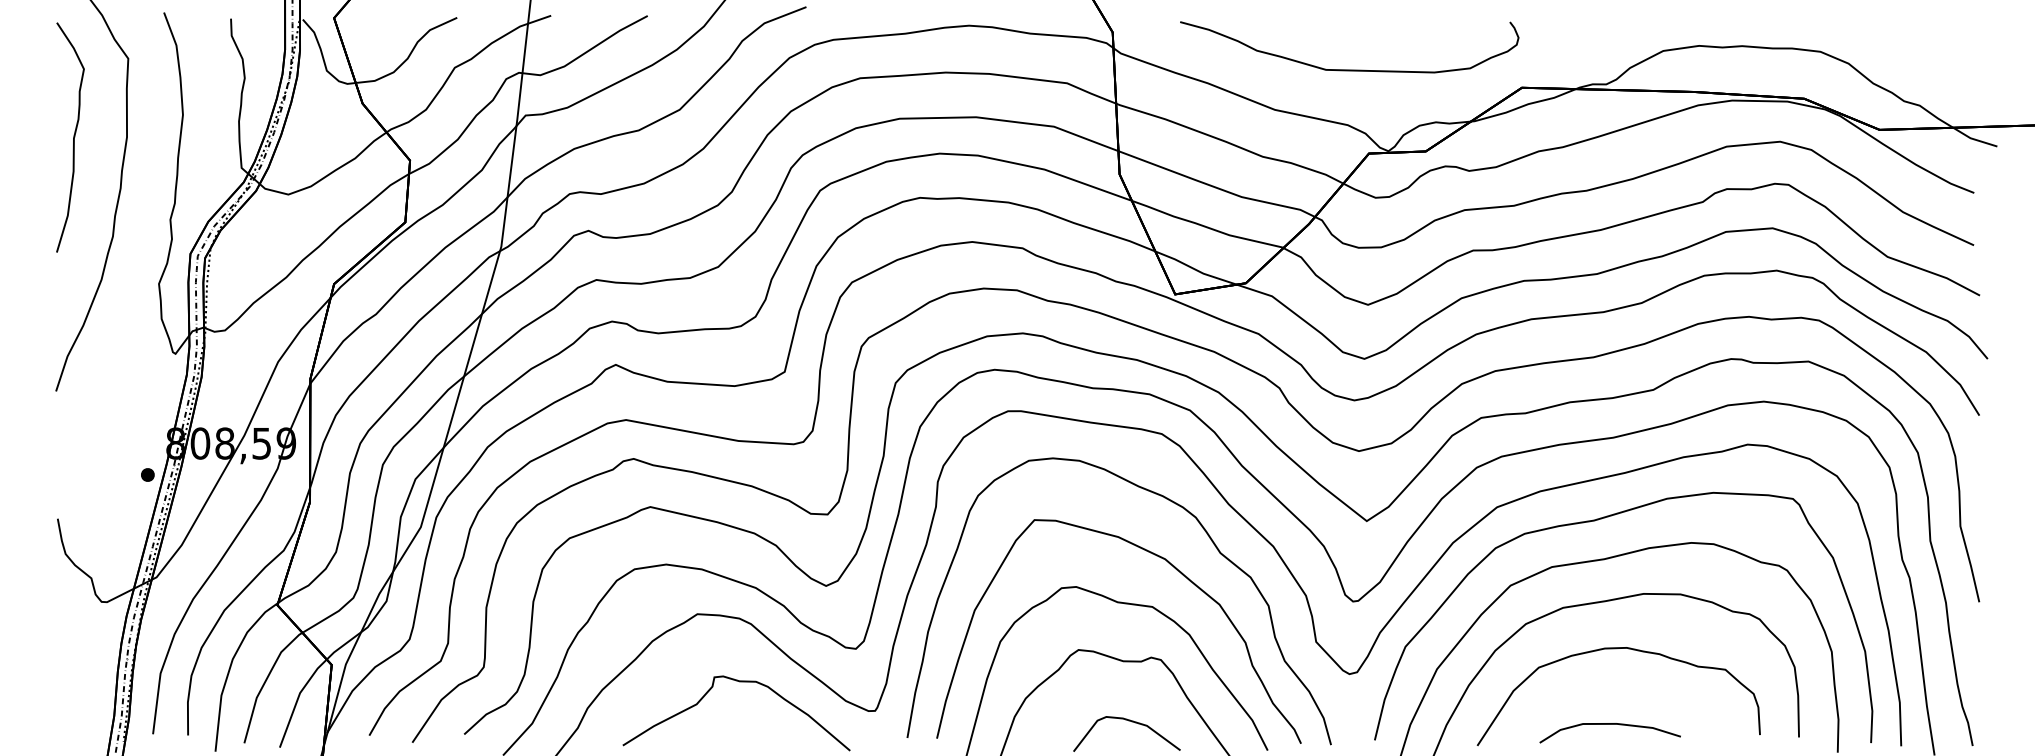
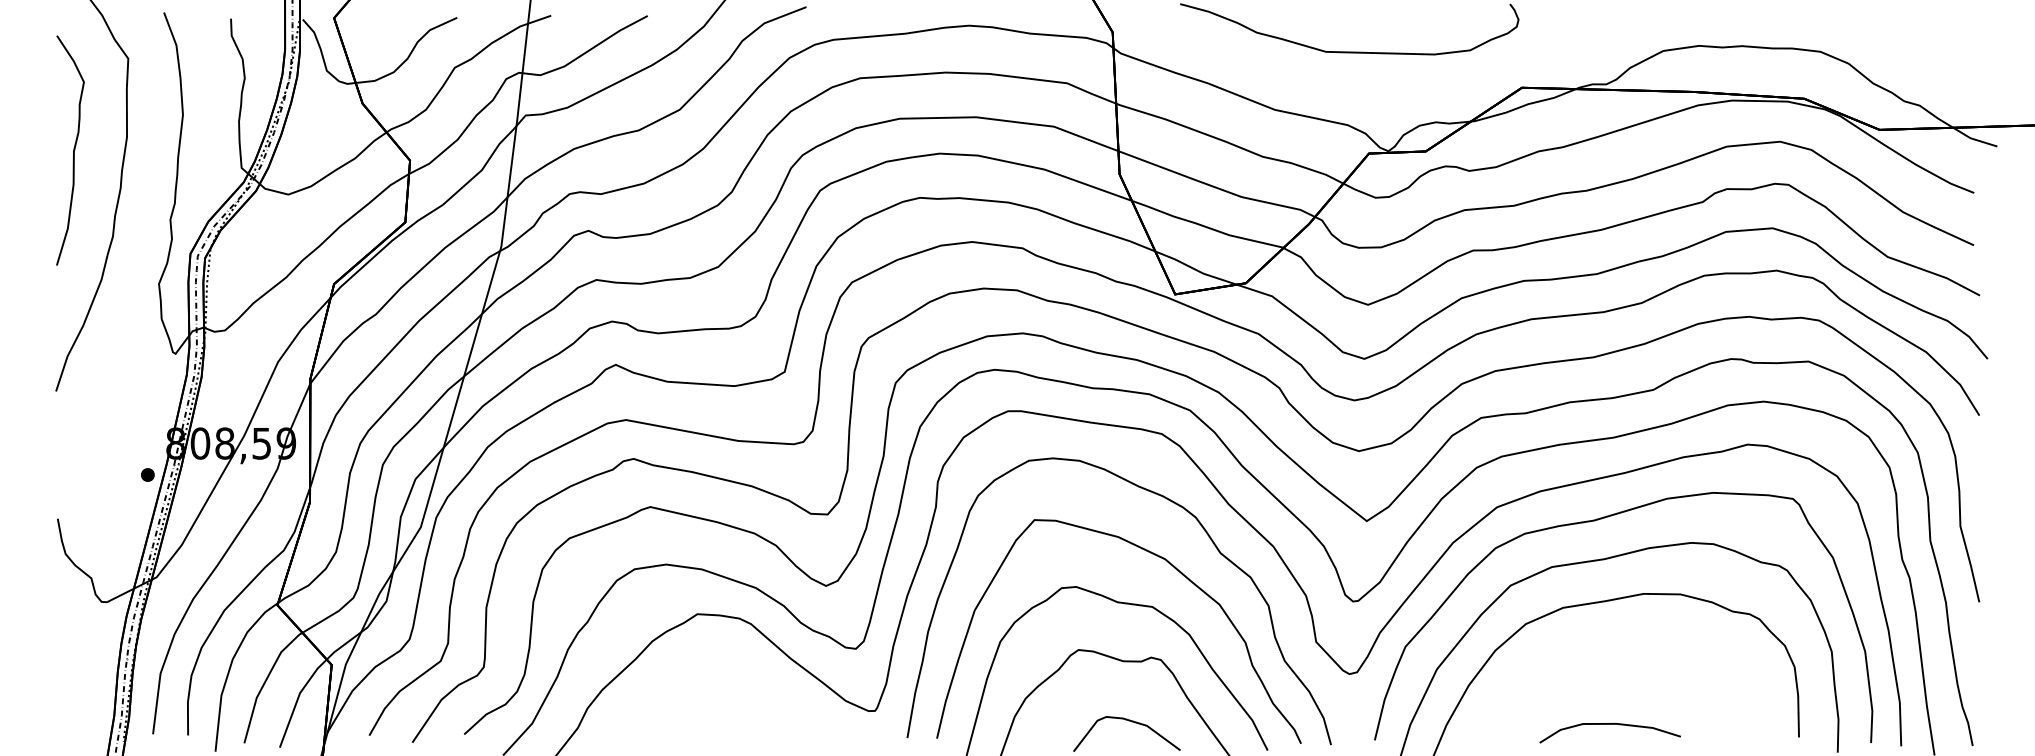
curve position: (1349, 69) -> (1349, 51) (1349, 51)
curve position: (73, 137) -> (73, 150) (73, 150)
curve: present -> none (1616, 649)
curve: present -> none (739, 682)
